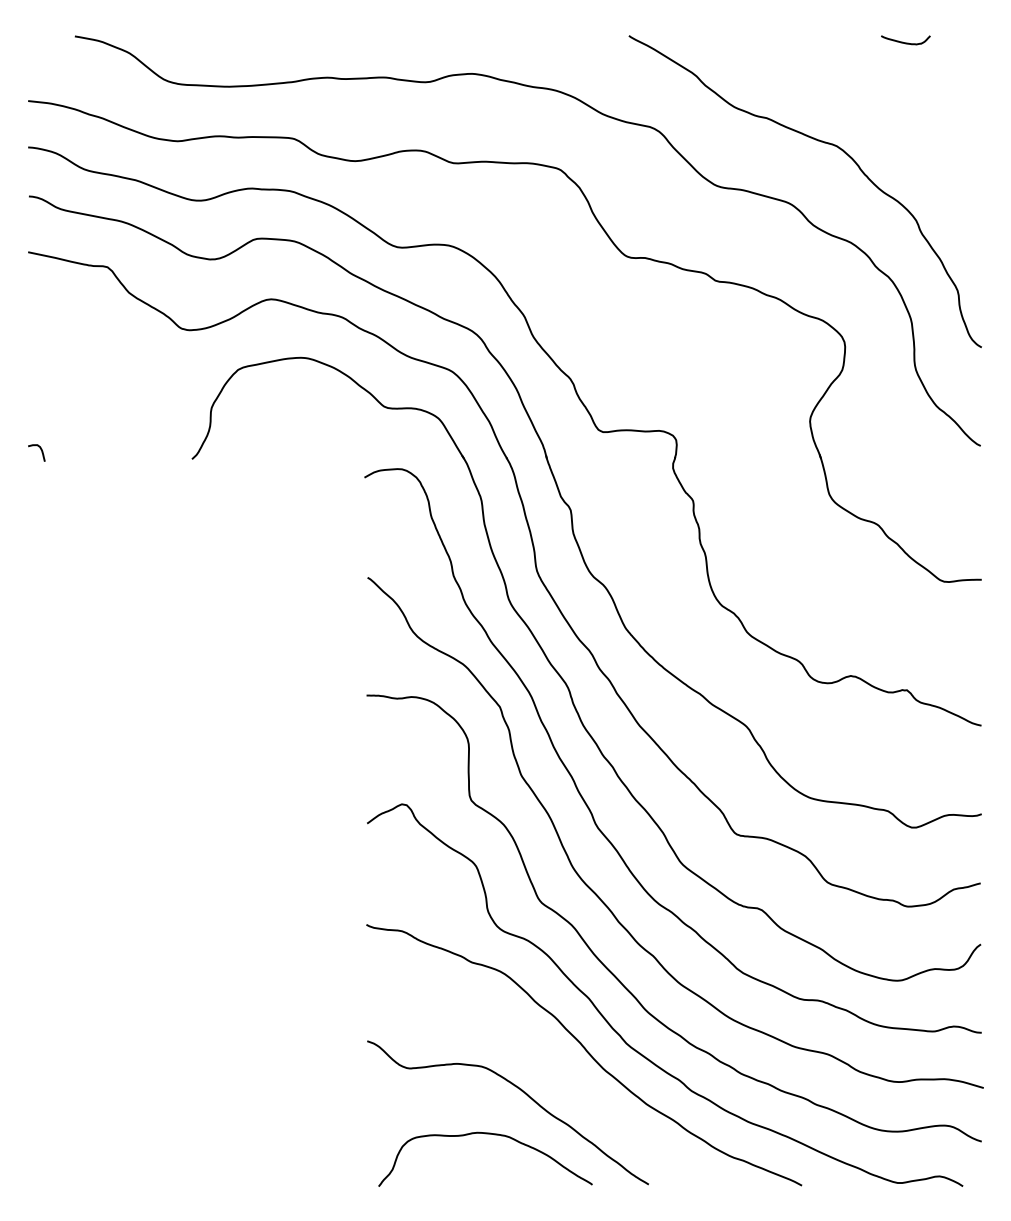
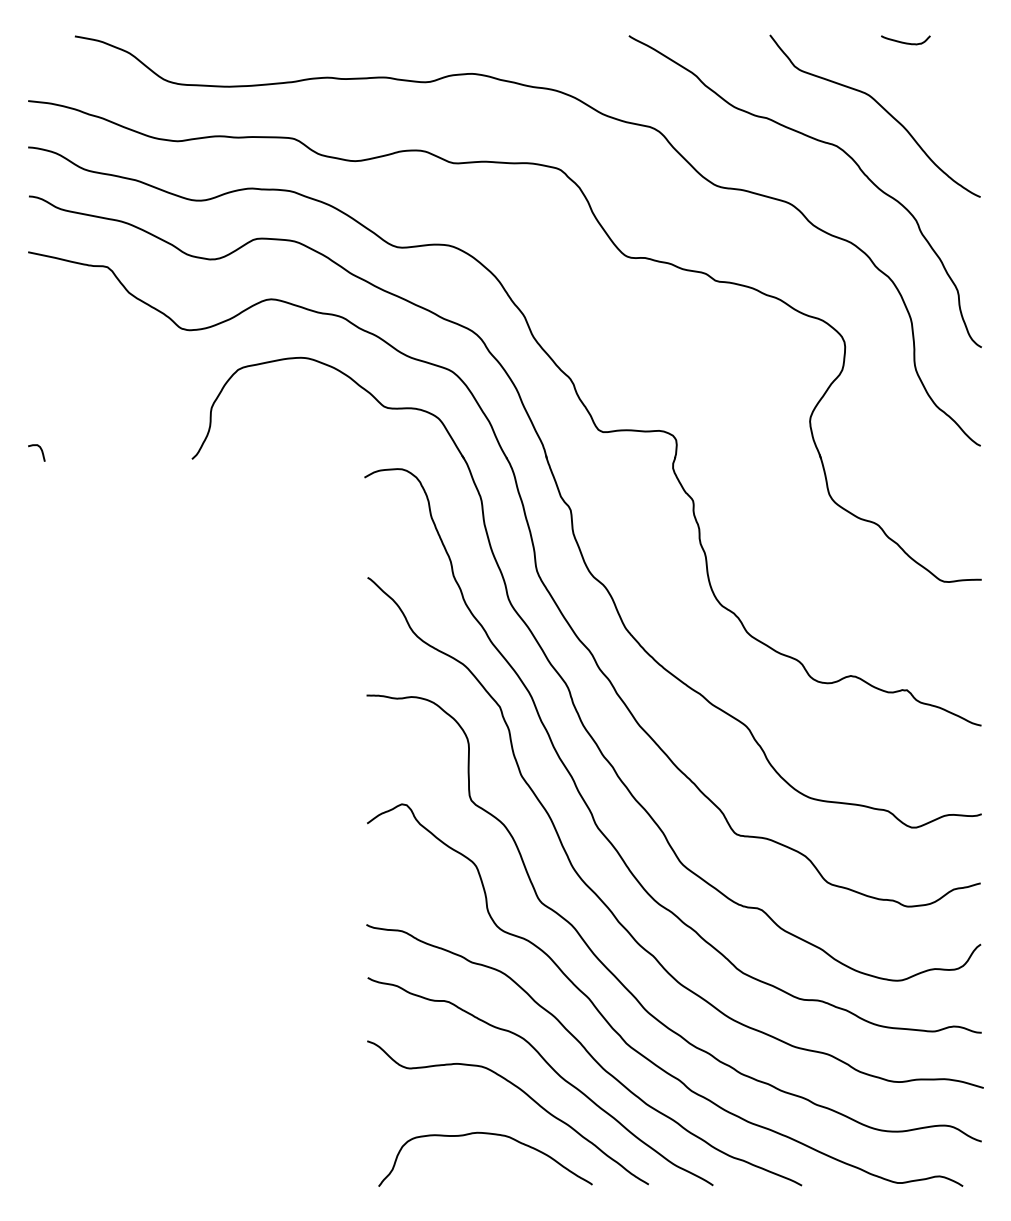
curve: none -> present (881, 107)
curve: none -> present (552, 1069)
